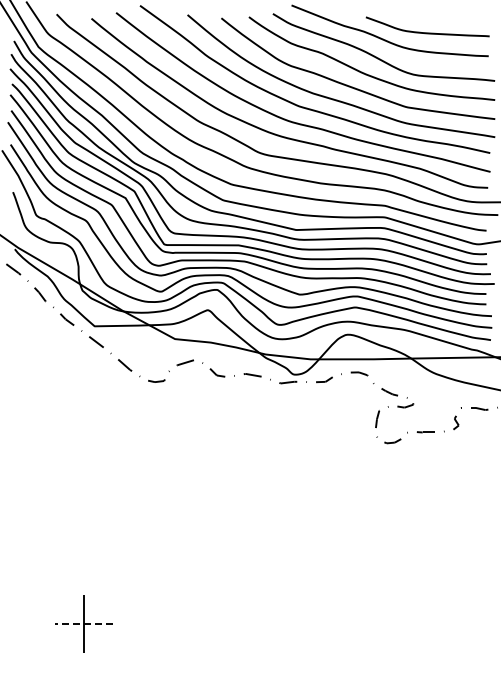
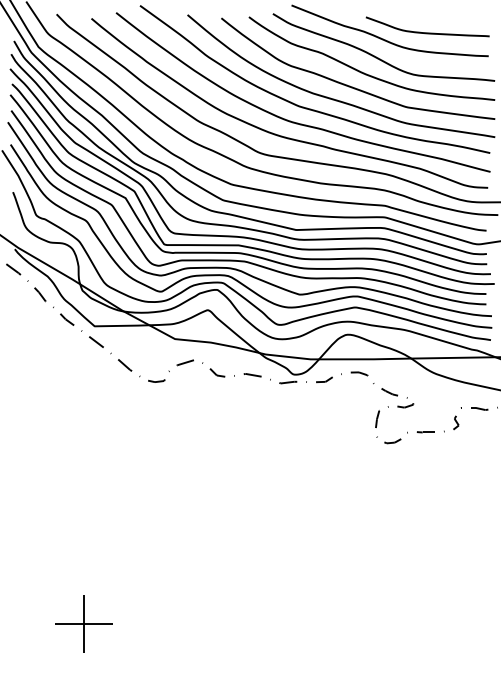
line: dashed -> solid (83, 623)
